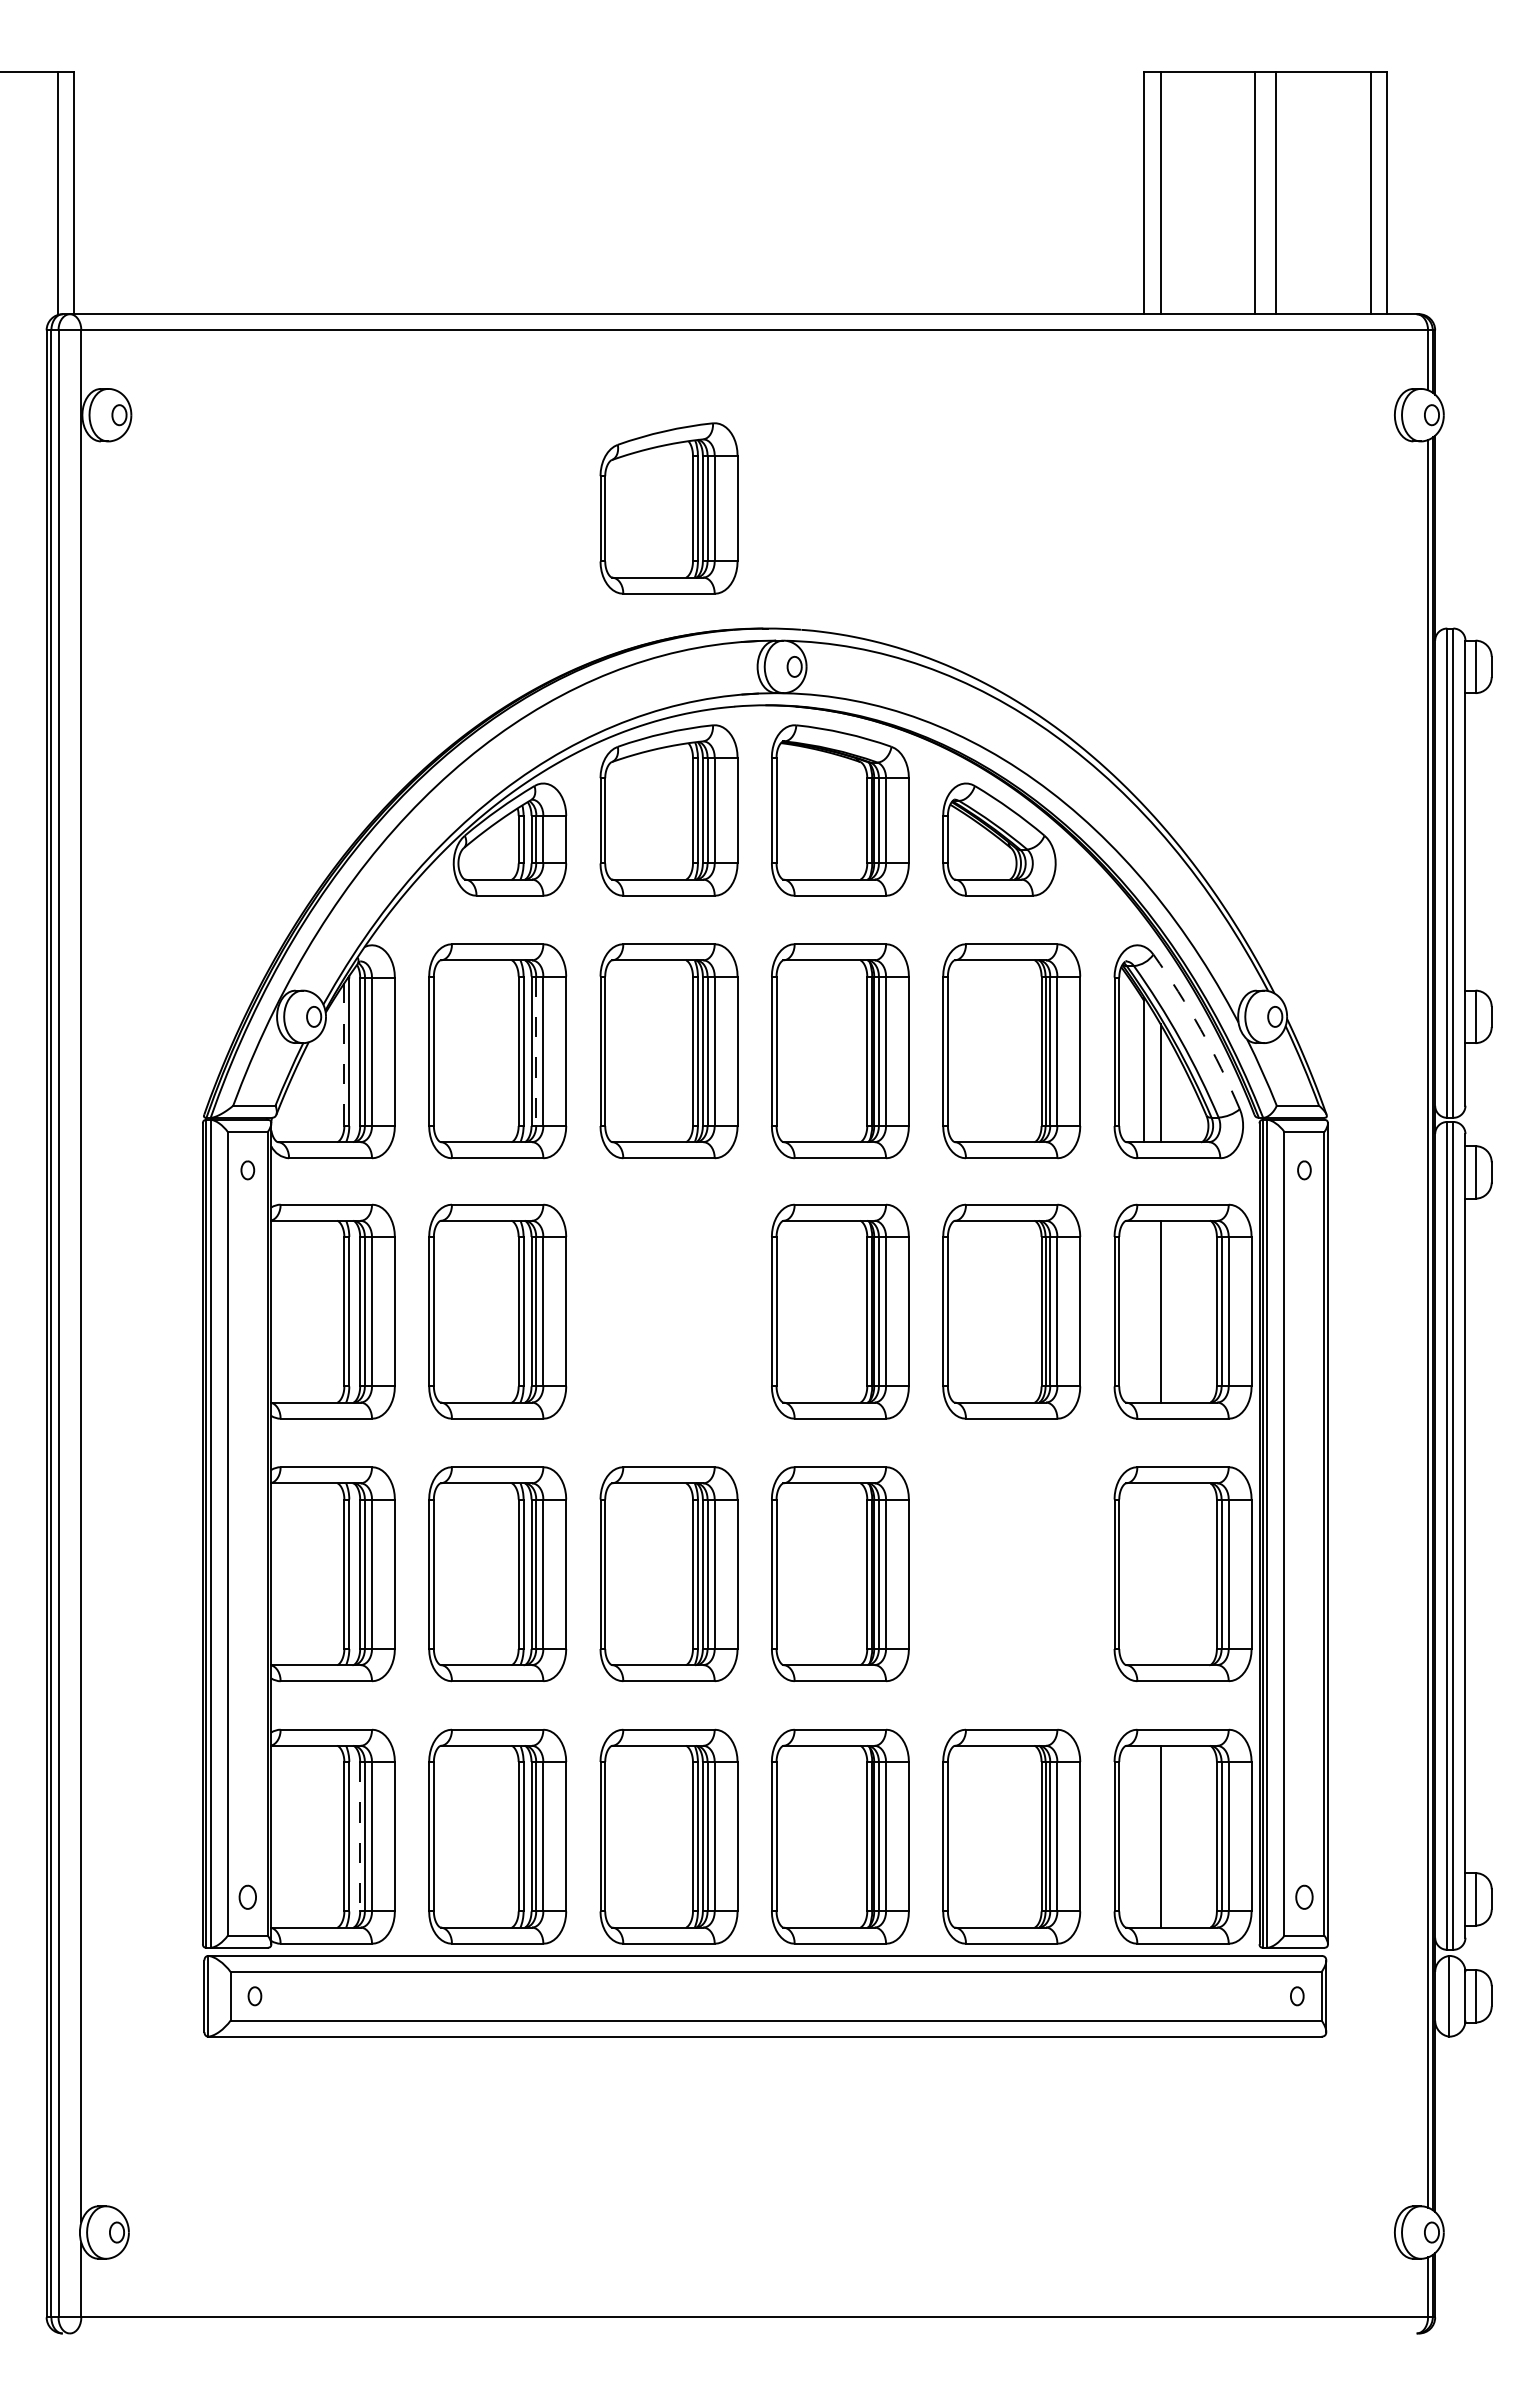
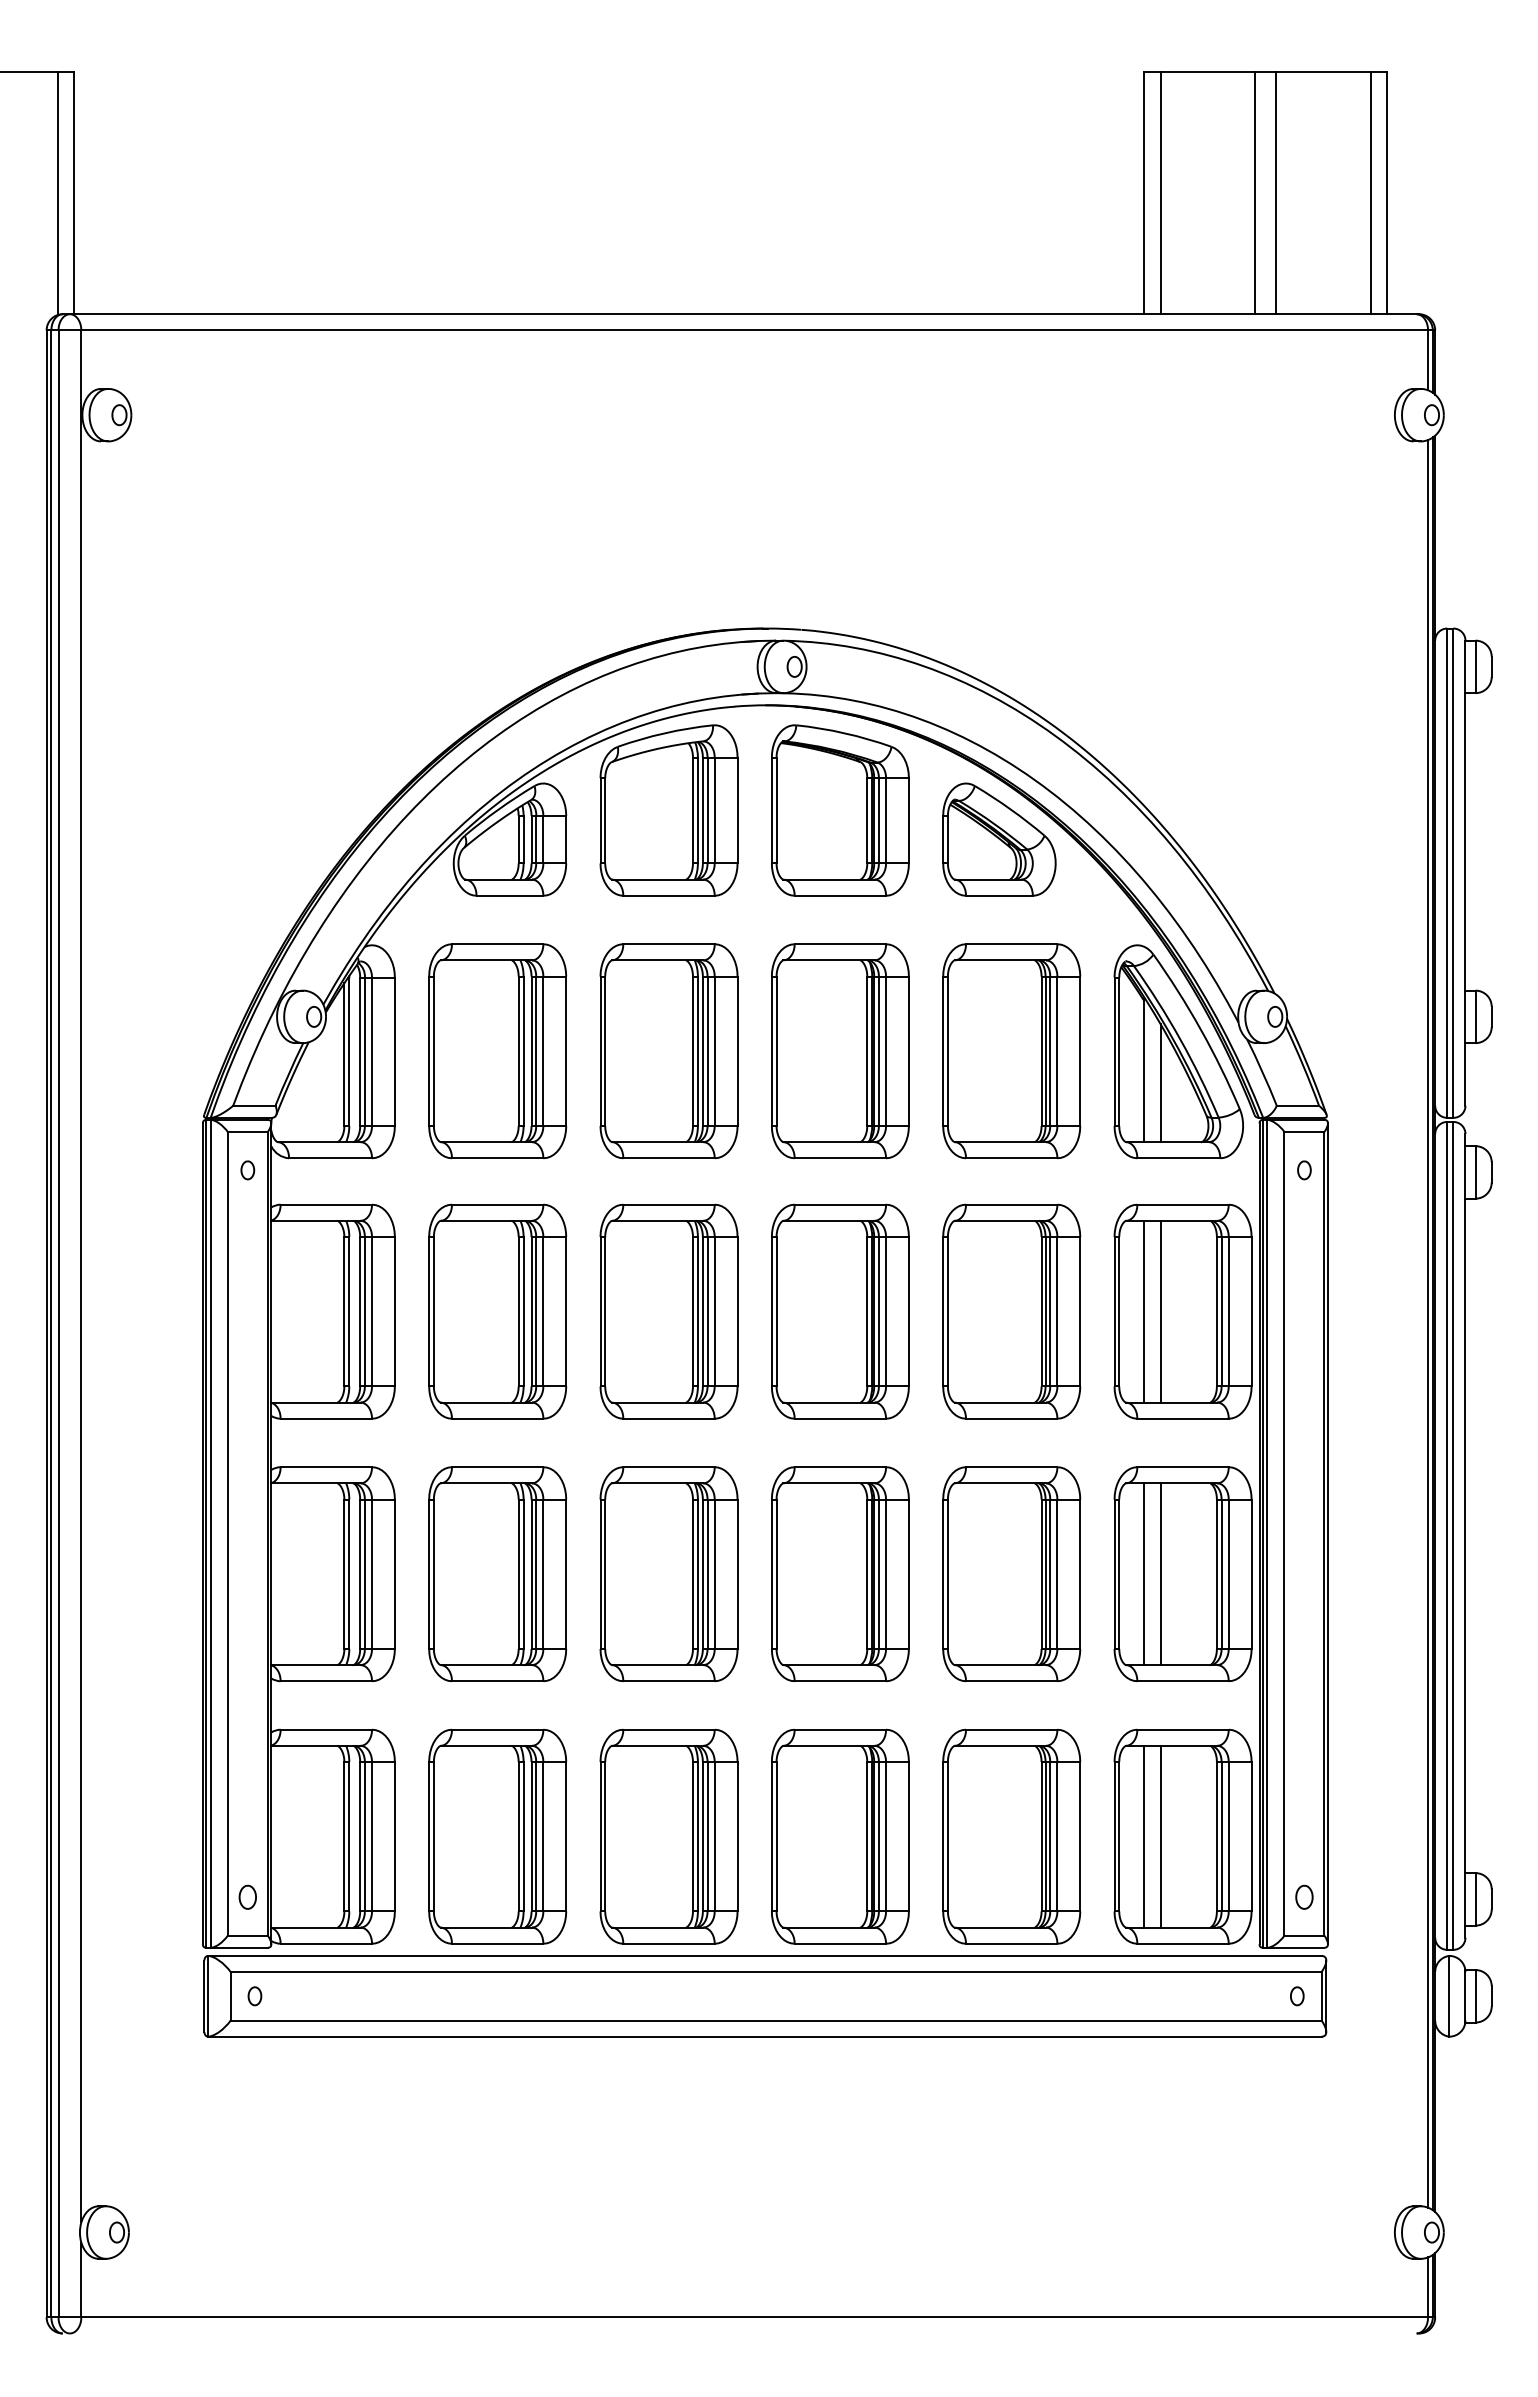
part: present -> none (668, 508)
arc: dashed -> solid (1200, 1029)
line: dashed -> solid (536, 1051)
line: dashed -> solid (344, 1055)
part: none -> present (668, 1311)
line: none -> present (1144, 1311)
part: none -> present (1011, 1574)
line: none -> present (1144, 1574)
line: none -> present (1160, 1574)
line: dashed -> solid (360, 1836)
line: none -> present (1144, 1836)
